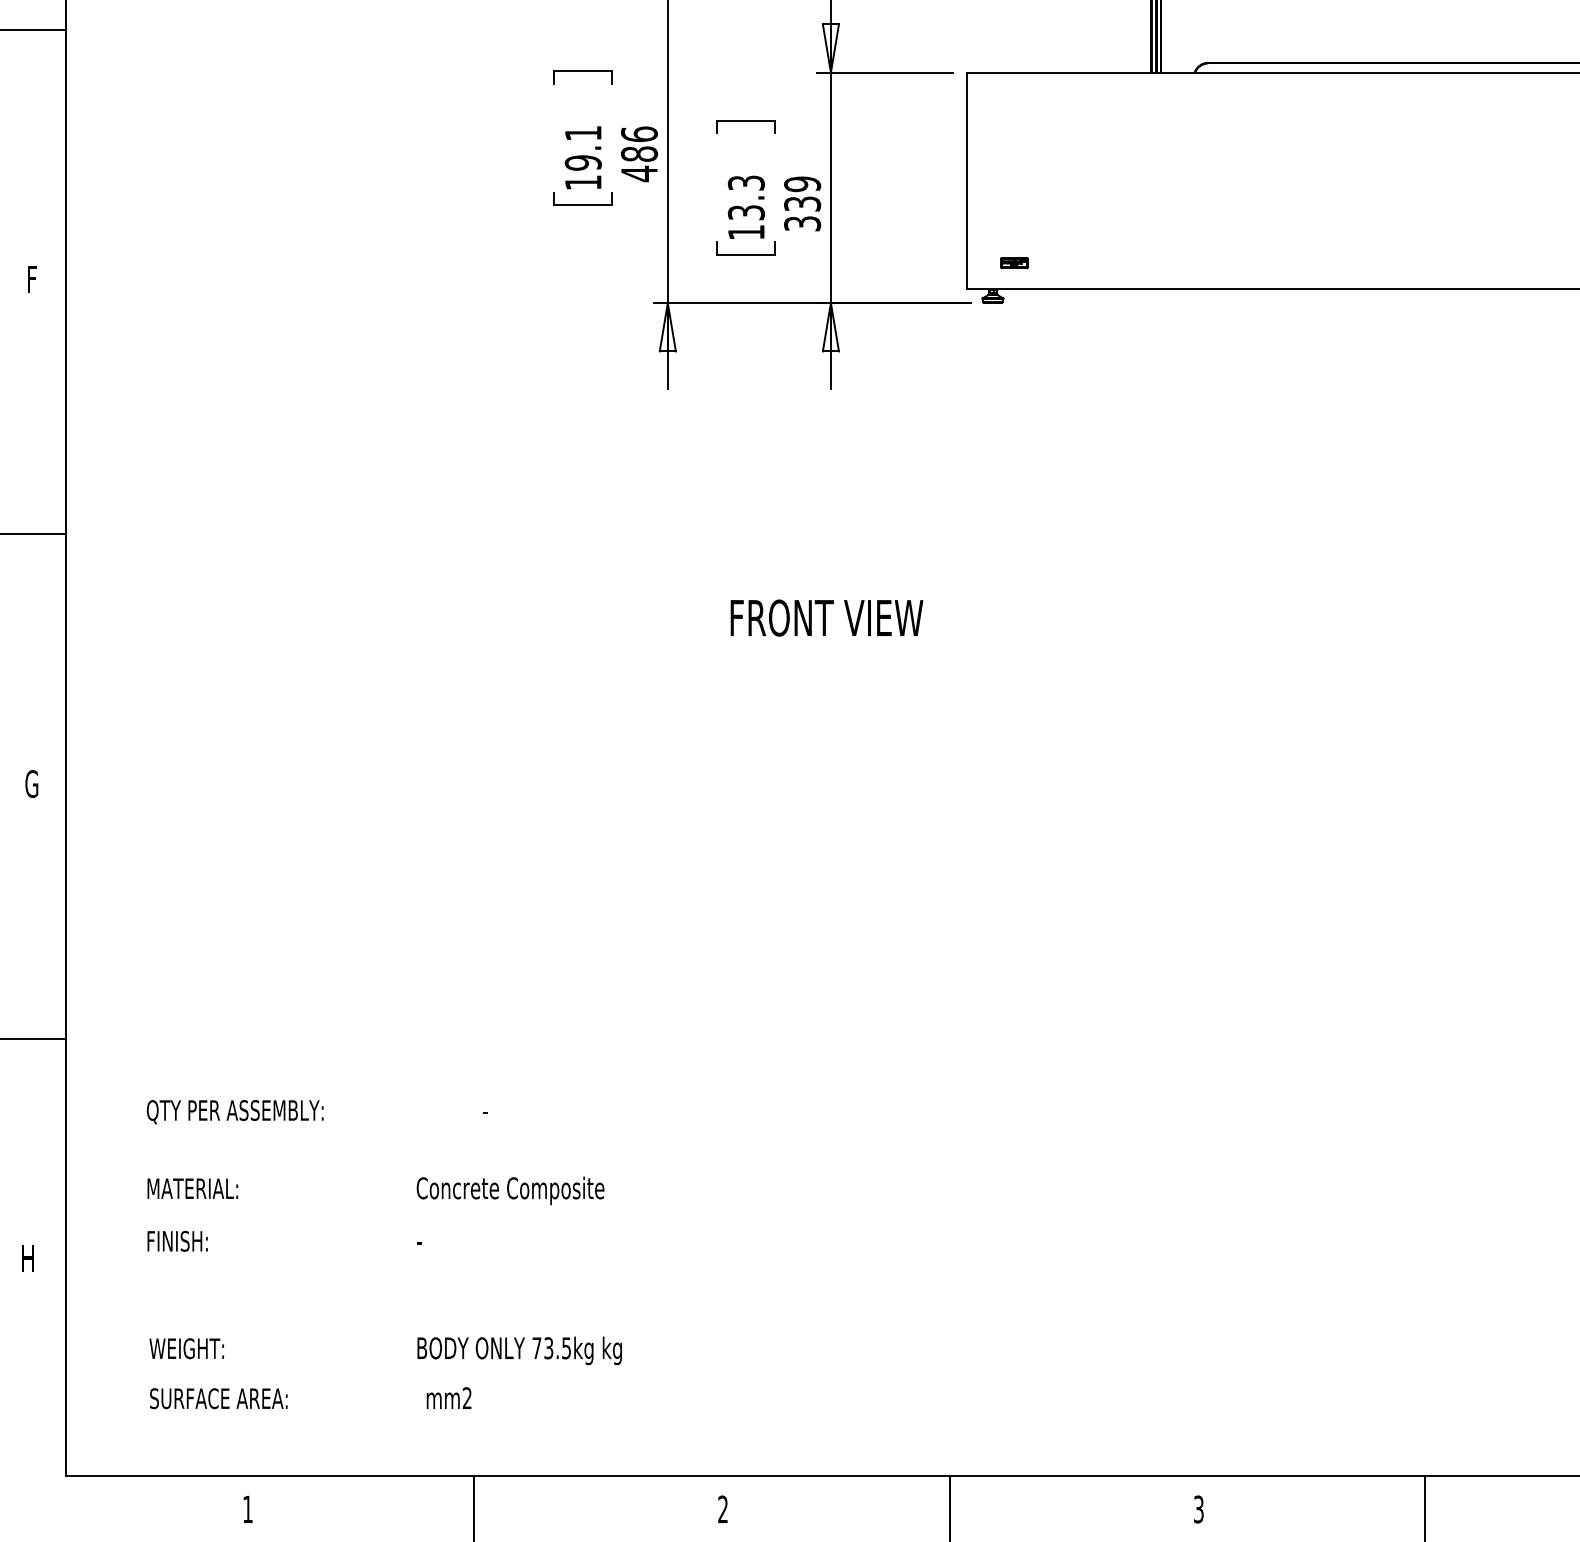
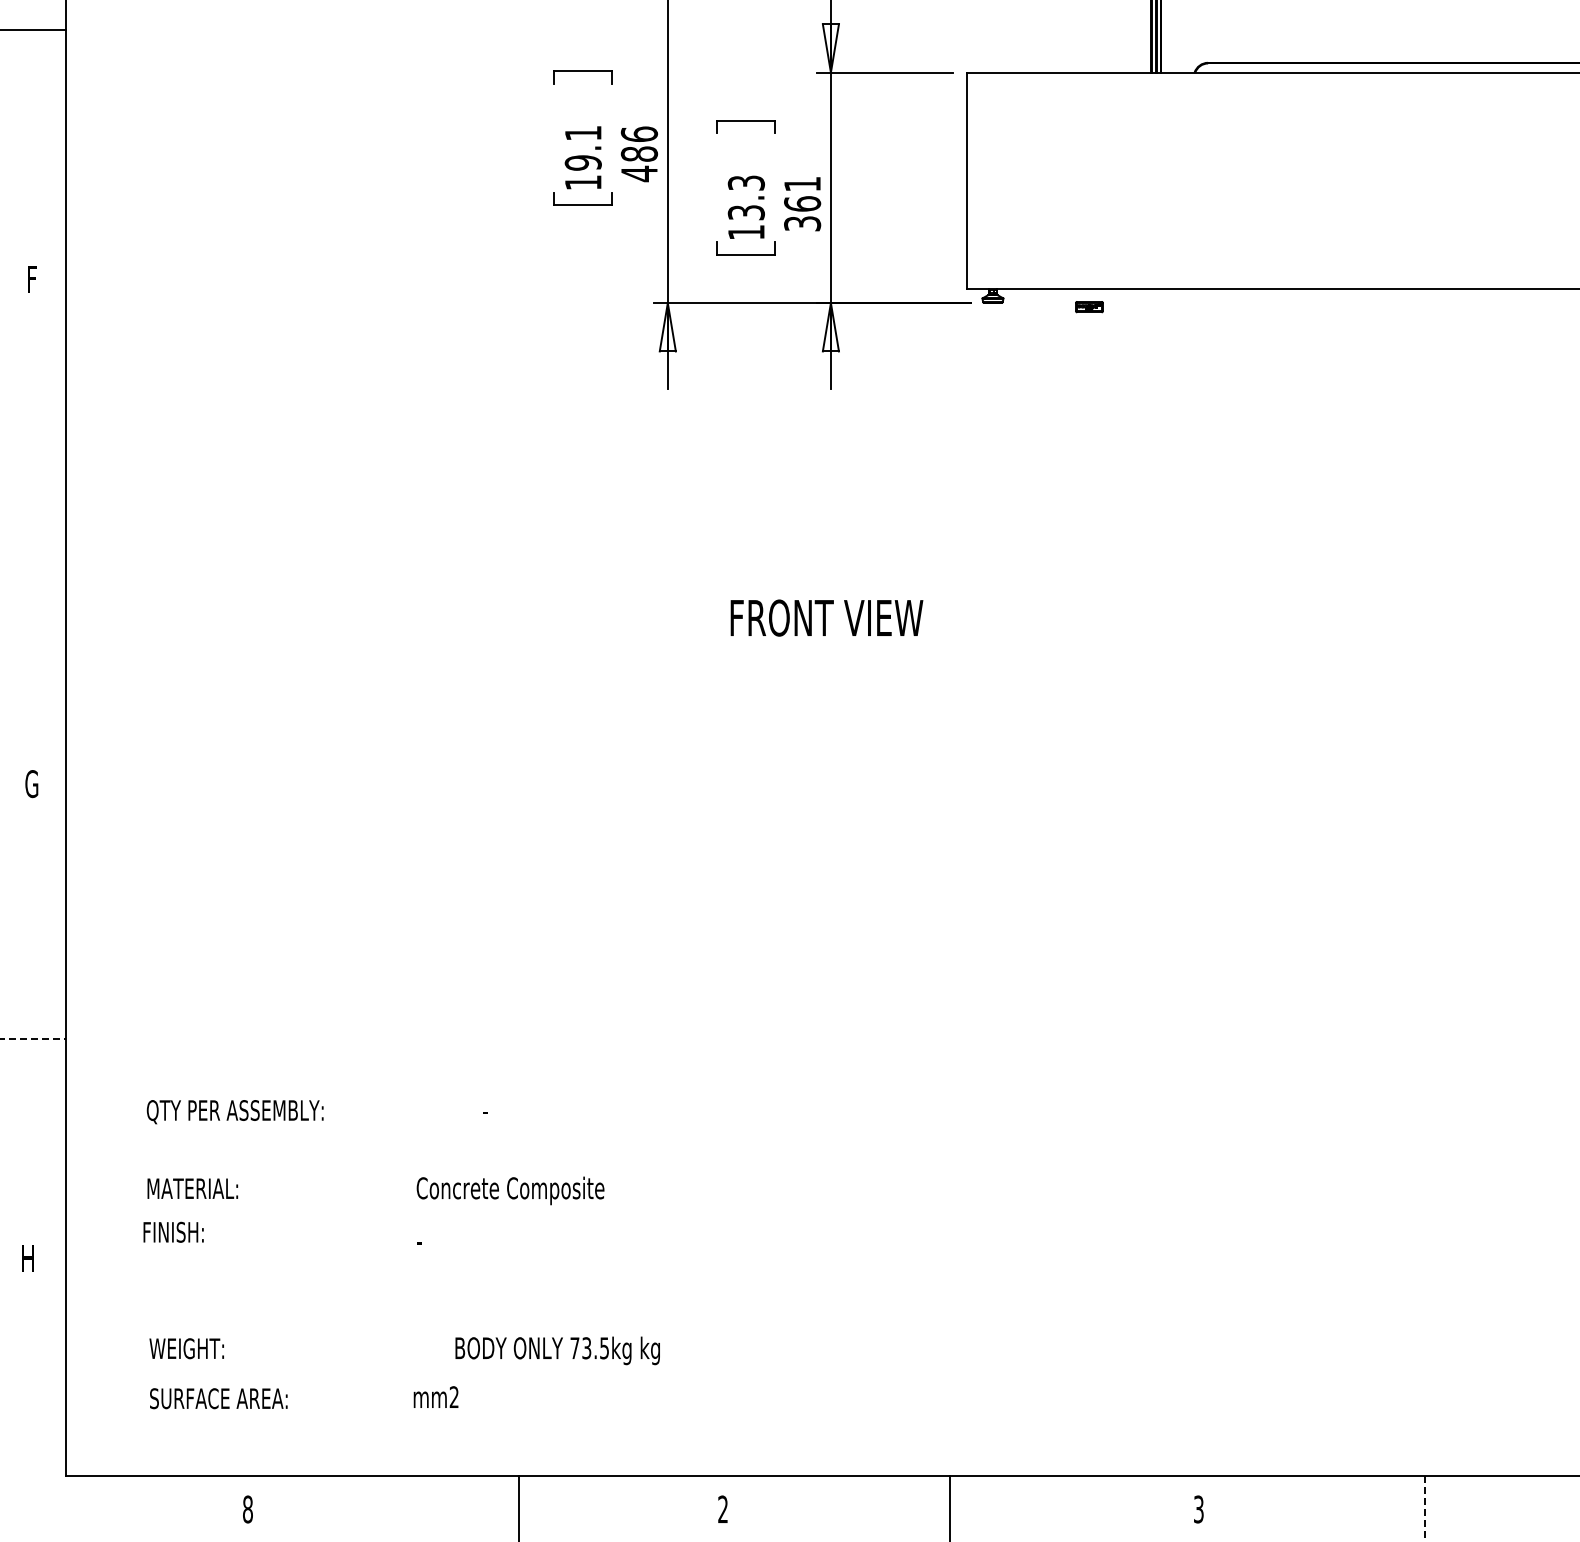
text: 339 -> 361 (802, 193)
part position: (1014, 263) -> (1089, 307) (1089, 307)
line: present -> none (34, 534)
line: solid -> dashed (33, 1038)
text position: (177, 1240) -> (173, 1231) (173, 1231)
text position: (519, 1350) -> (557, 1350) (557, 1350)
text position: (448, 1397) -> (435, 1396) (435, 1396)
line position: (474, 1506) -> (519, 1506) (519, 1506)
line: solid -> dashed (1425, 1508)
text: 1 -> 8 (247, 1509)
